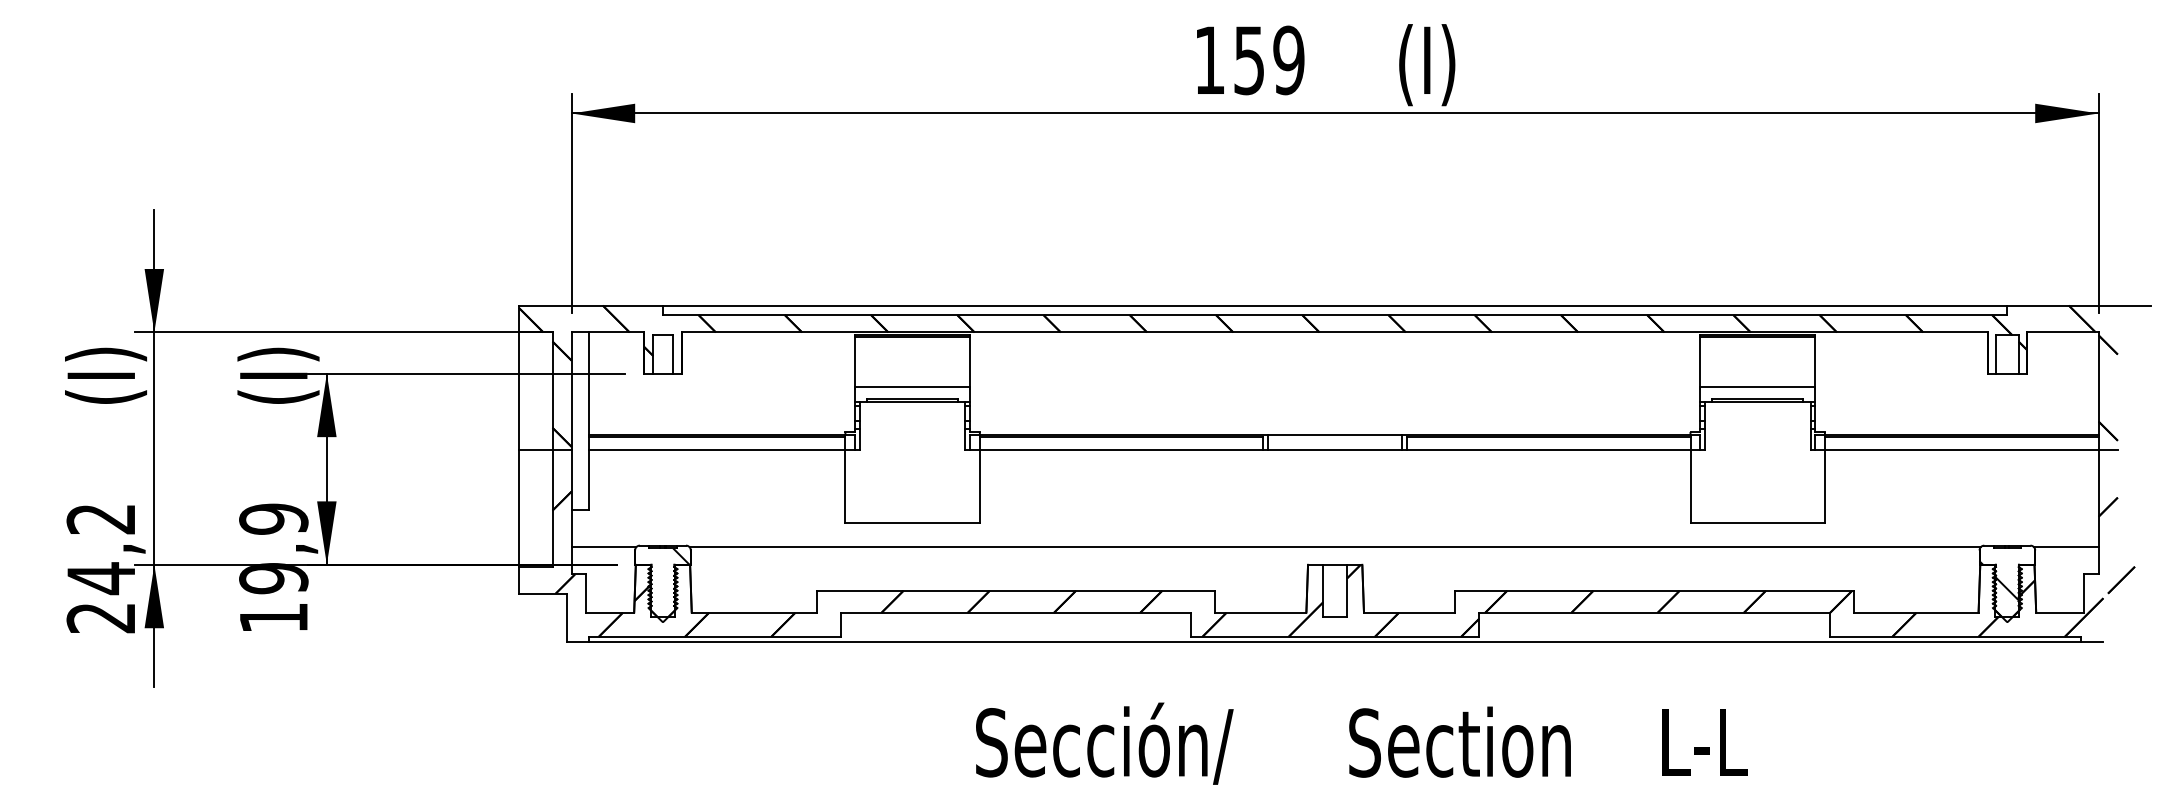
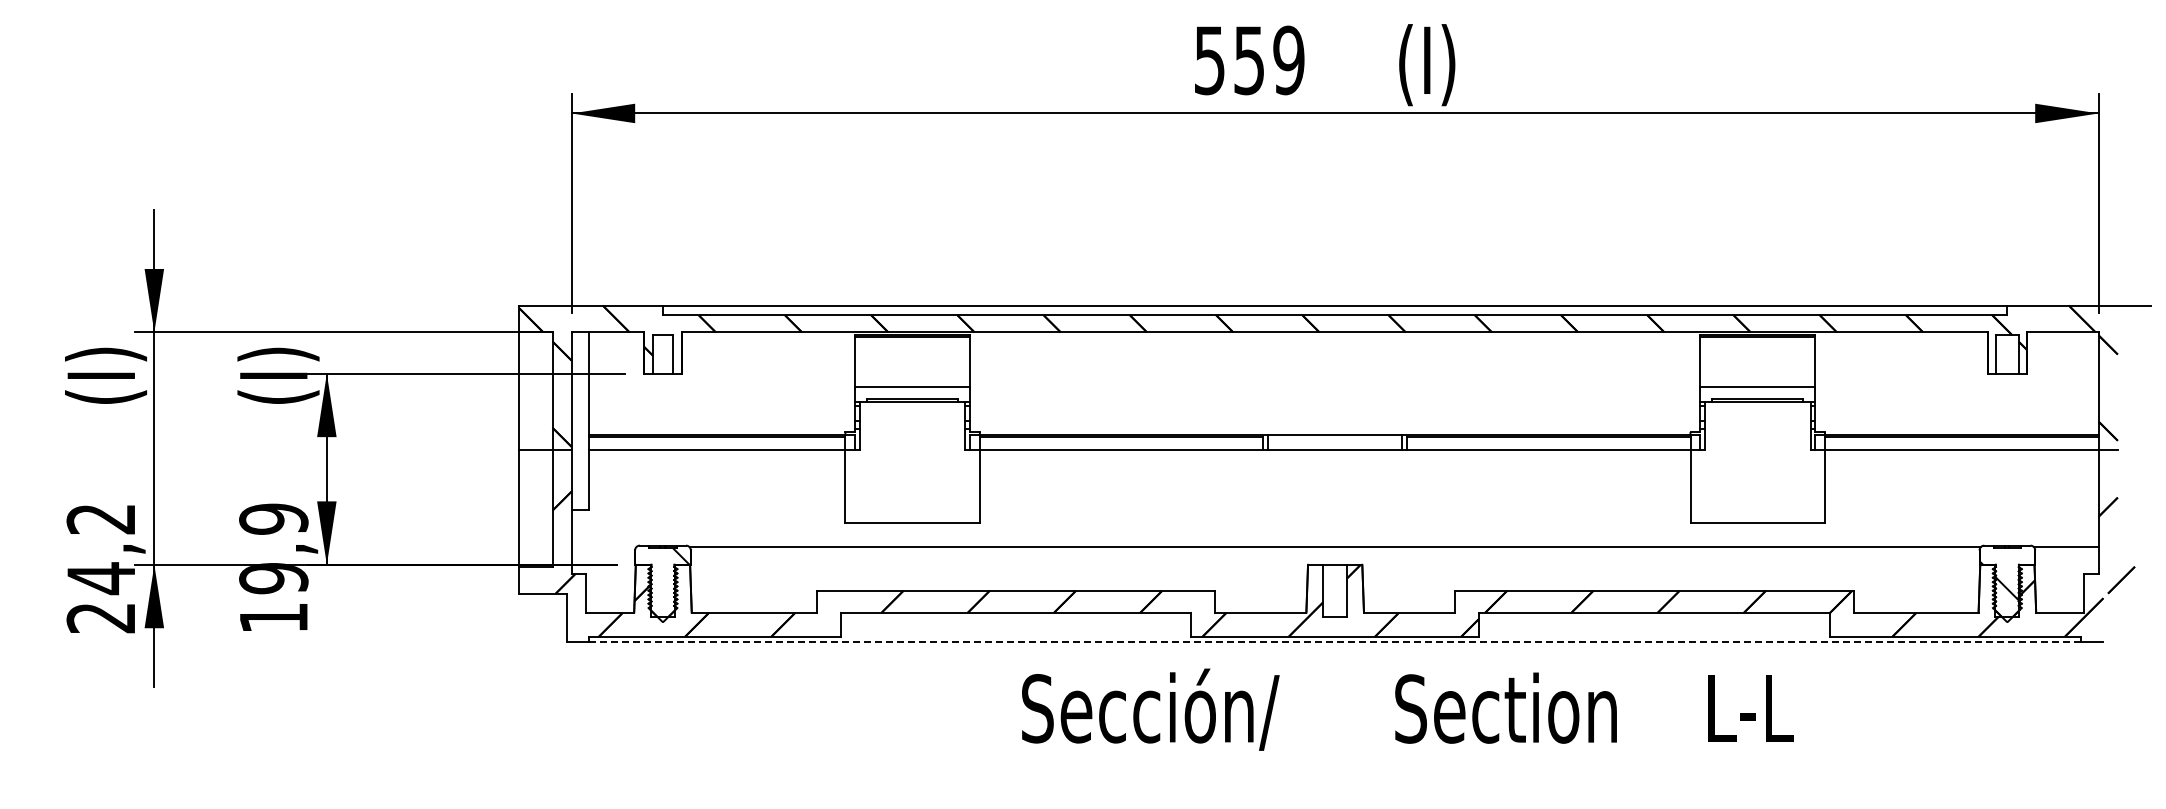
text: 159 -> 559 (1209, 60)
line: present -> none (603, 547)
line: solid -> dashed (1335, 641)
text position: (1361, 743) -> (1407, 709) (1407, 709)
